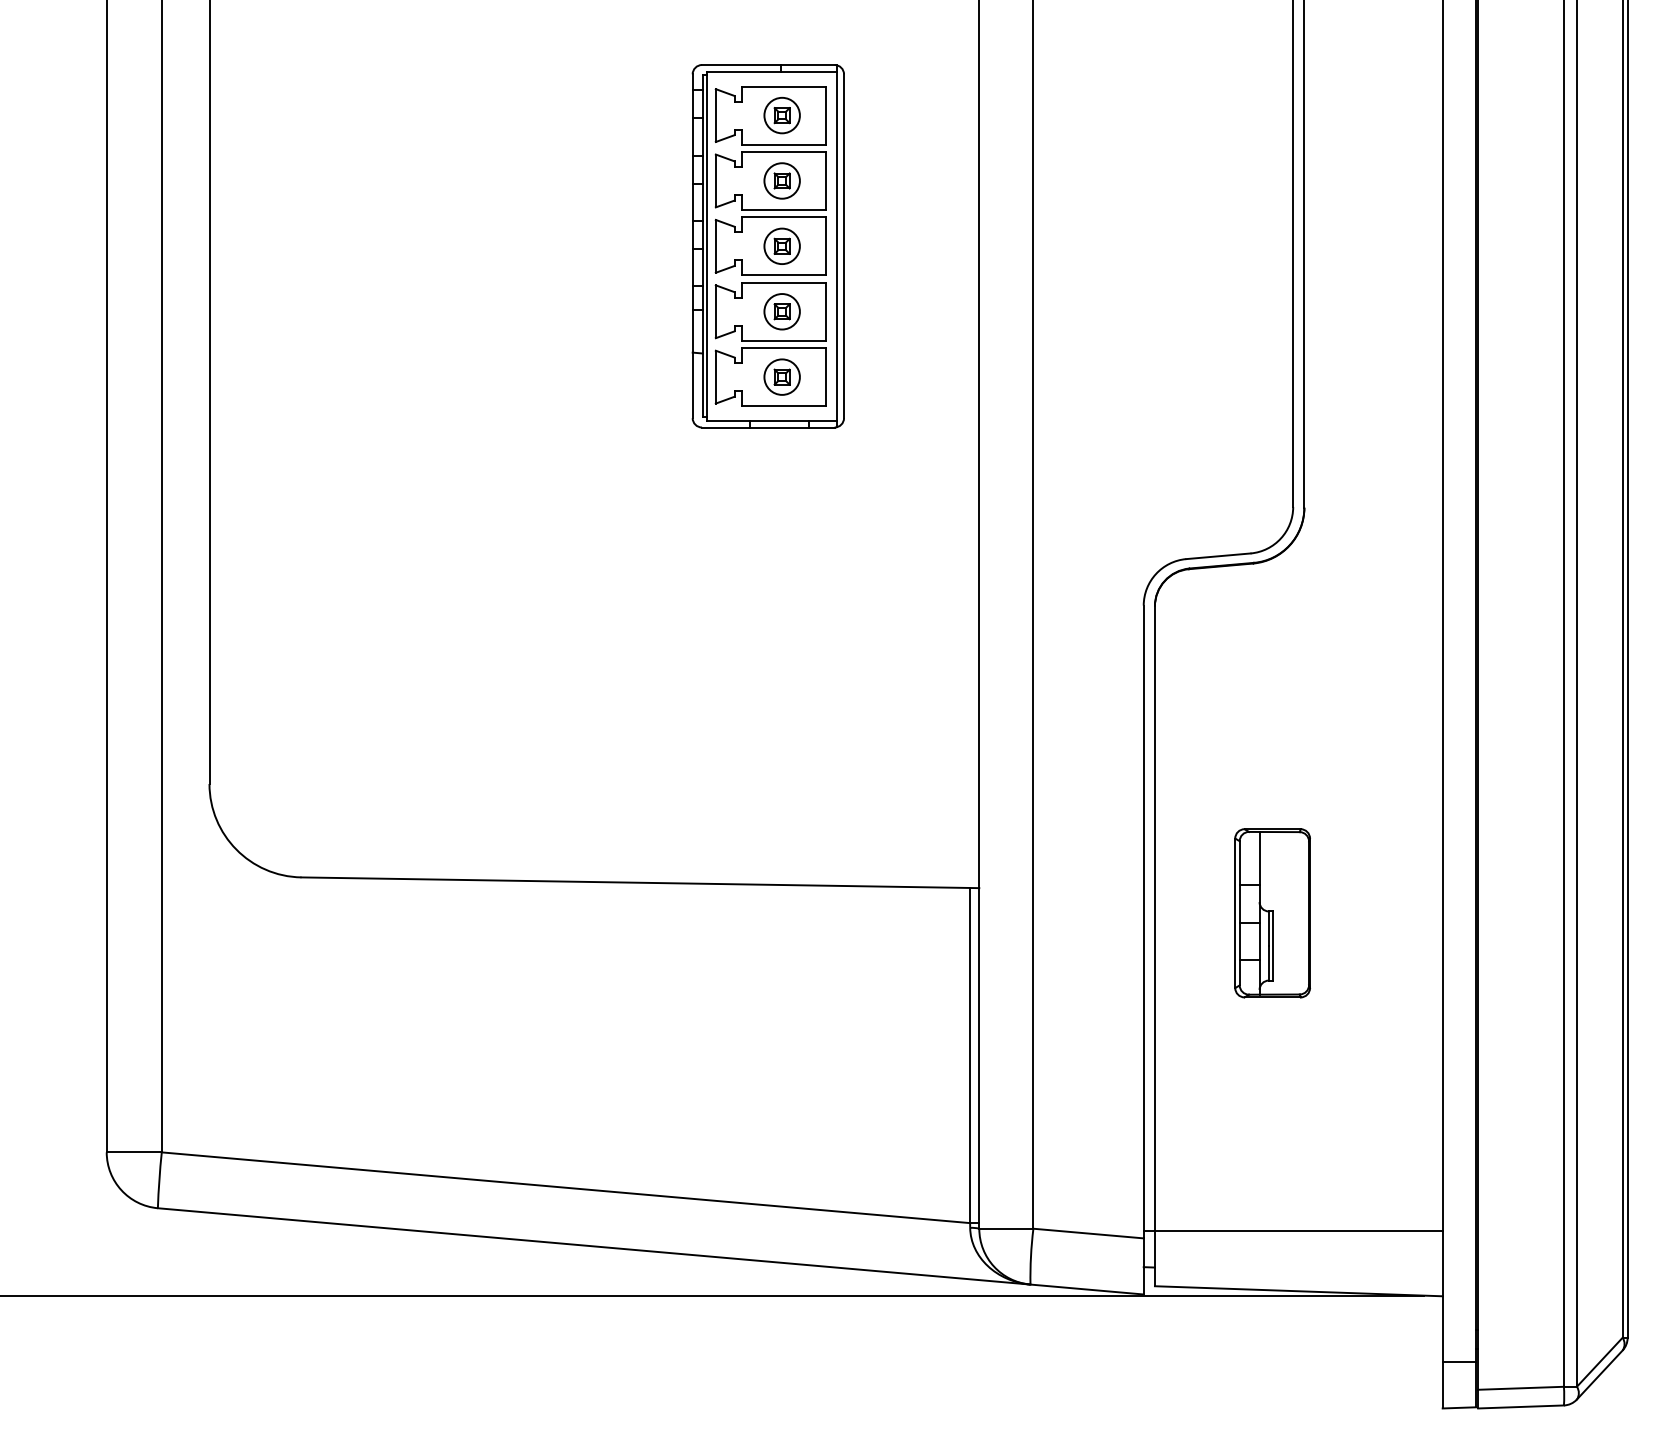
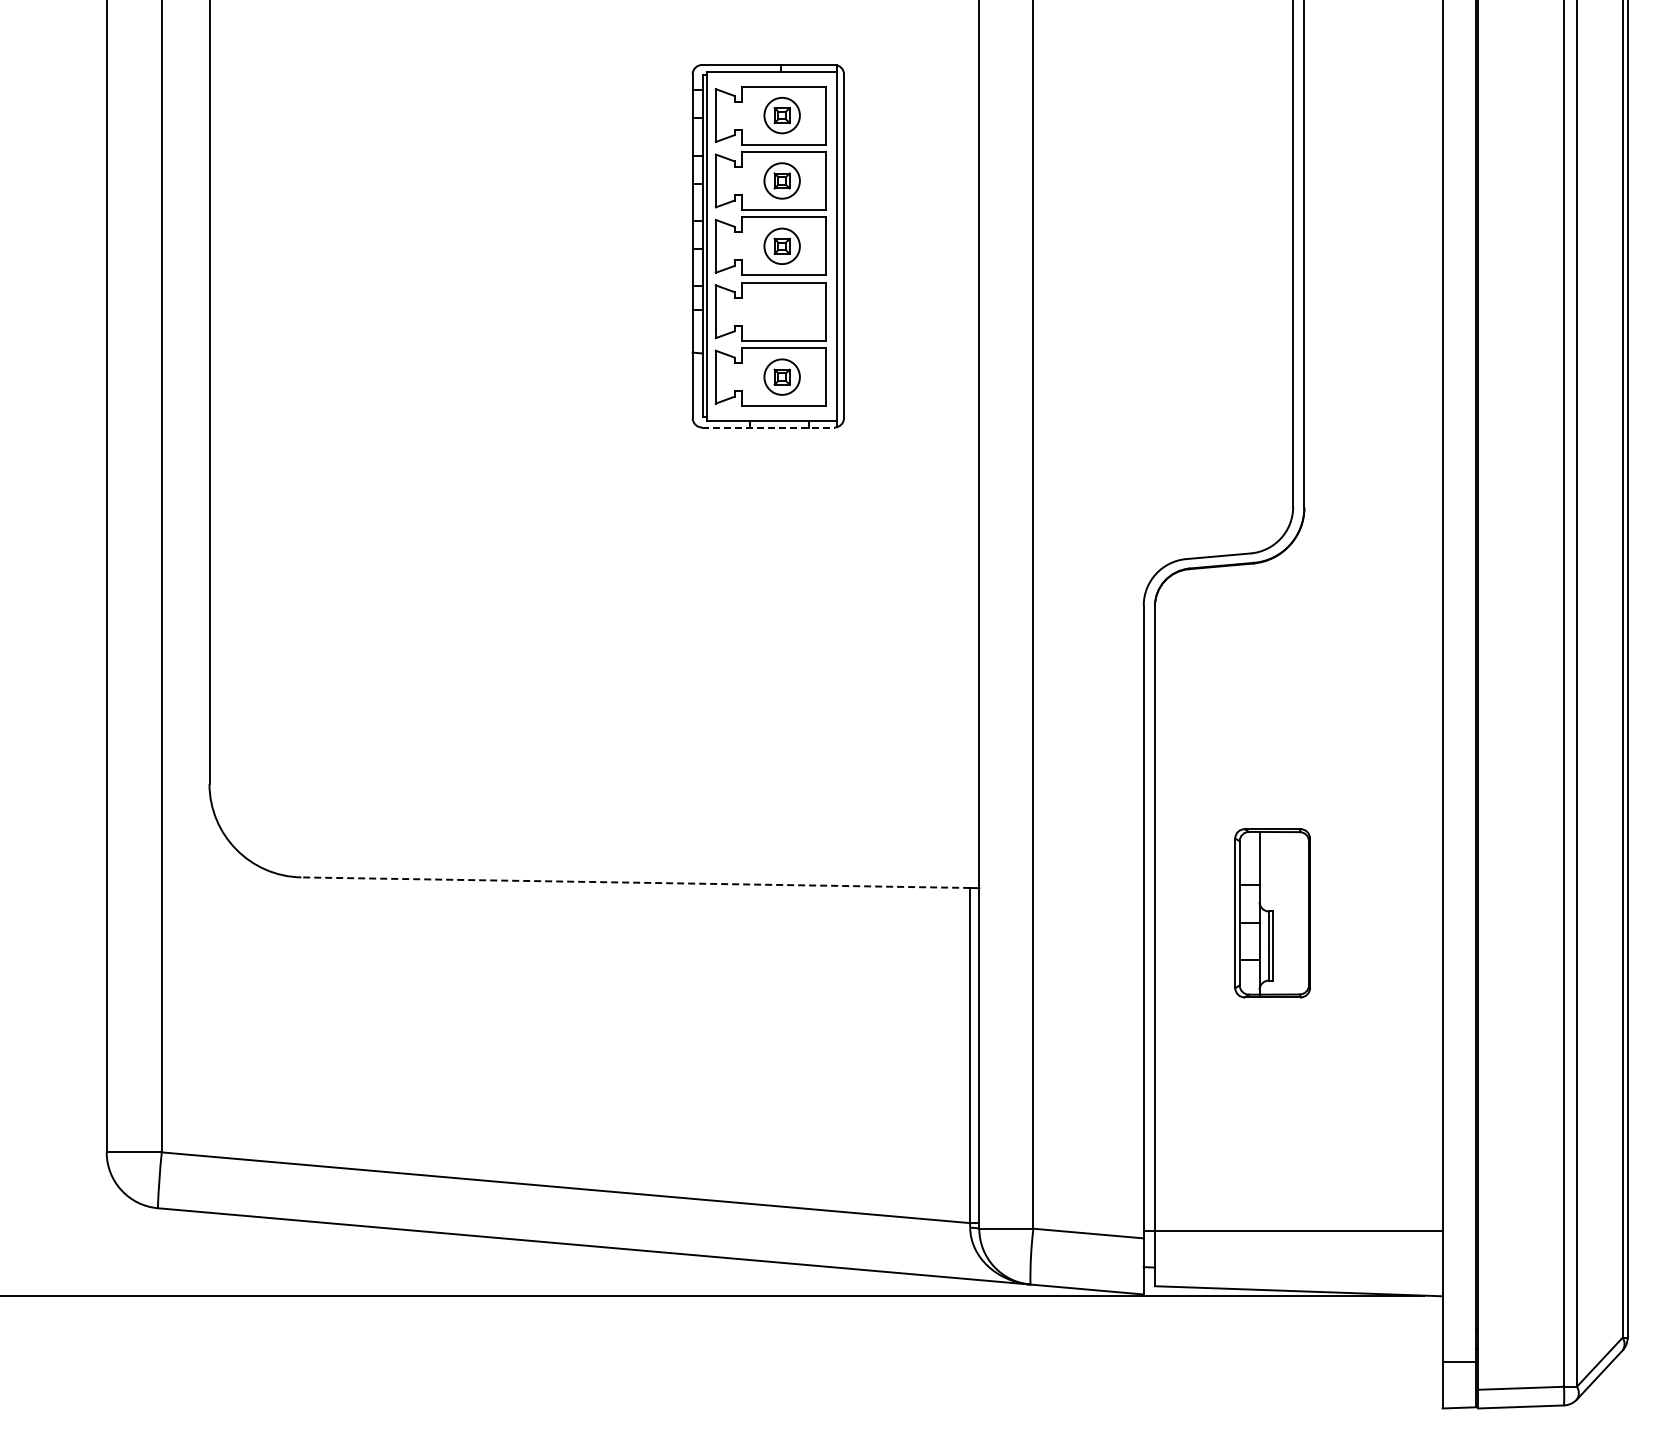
part: present -> none (781, 311)
line: solid -> dashed (768, 427)
line: solid -> dashed (635, 882)
